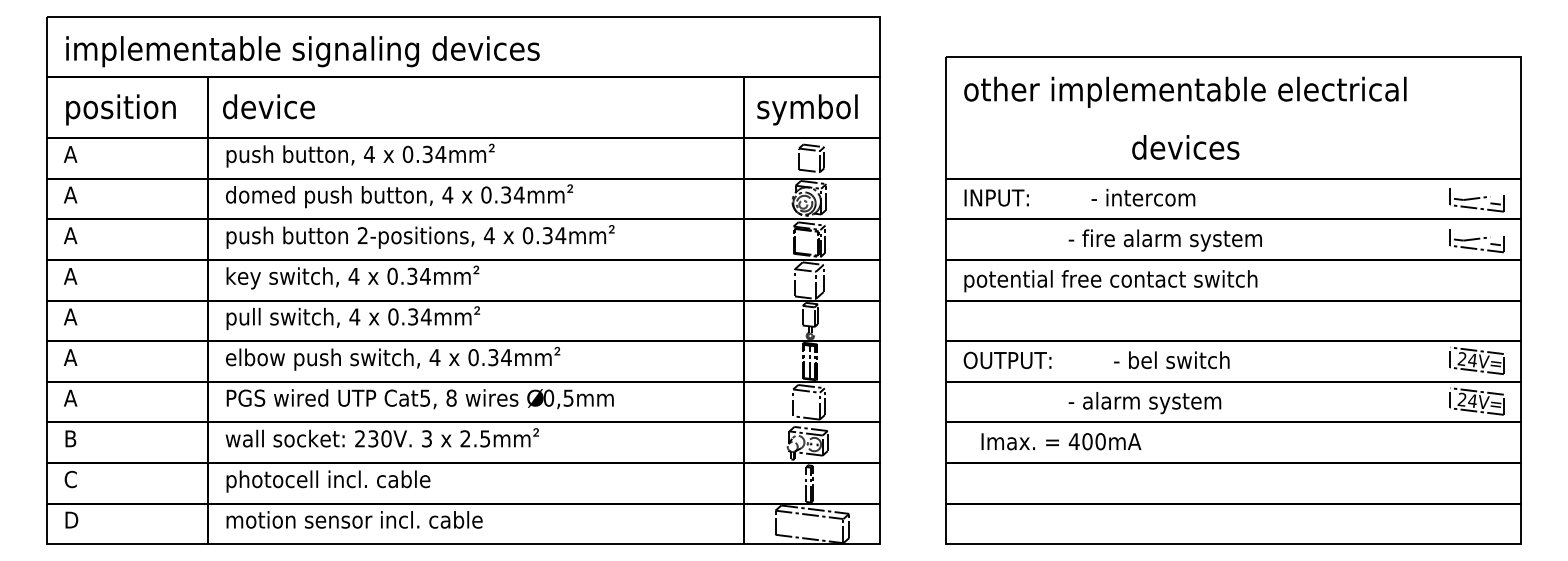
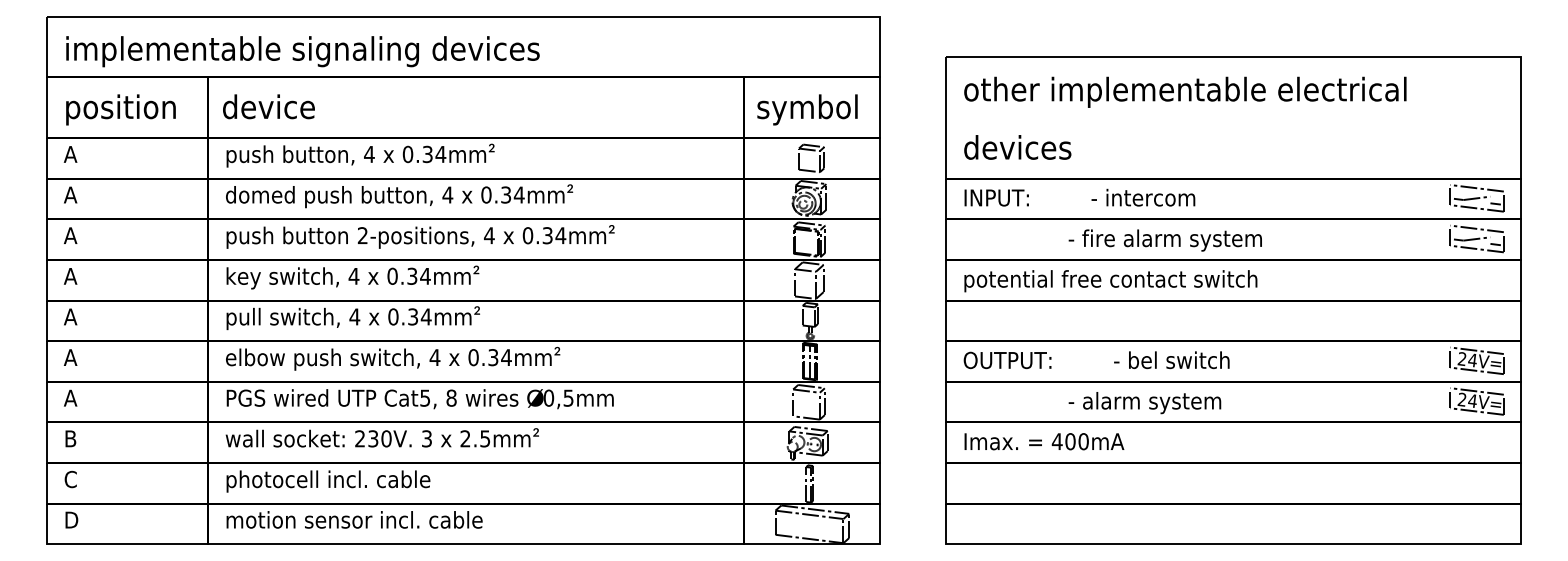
text position: (1185, 147) -> (1017, 147) (1017, 147)
line: none -> present (1476, 187)
line: none -> present (1476, 228)
text position: (1061, 441) -> (1044, 441) (1044, 441)
